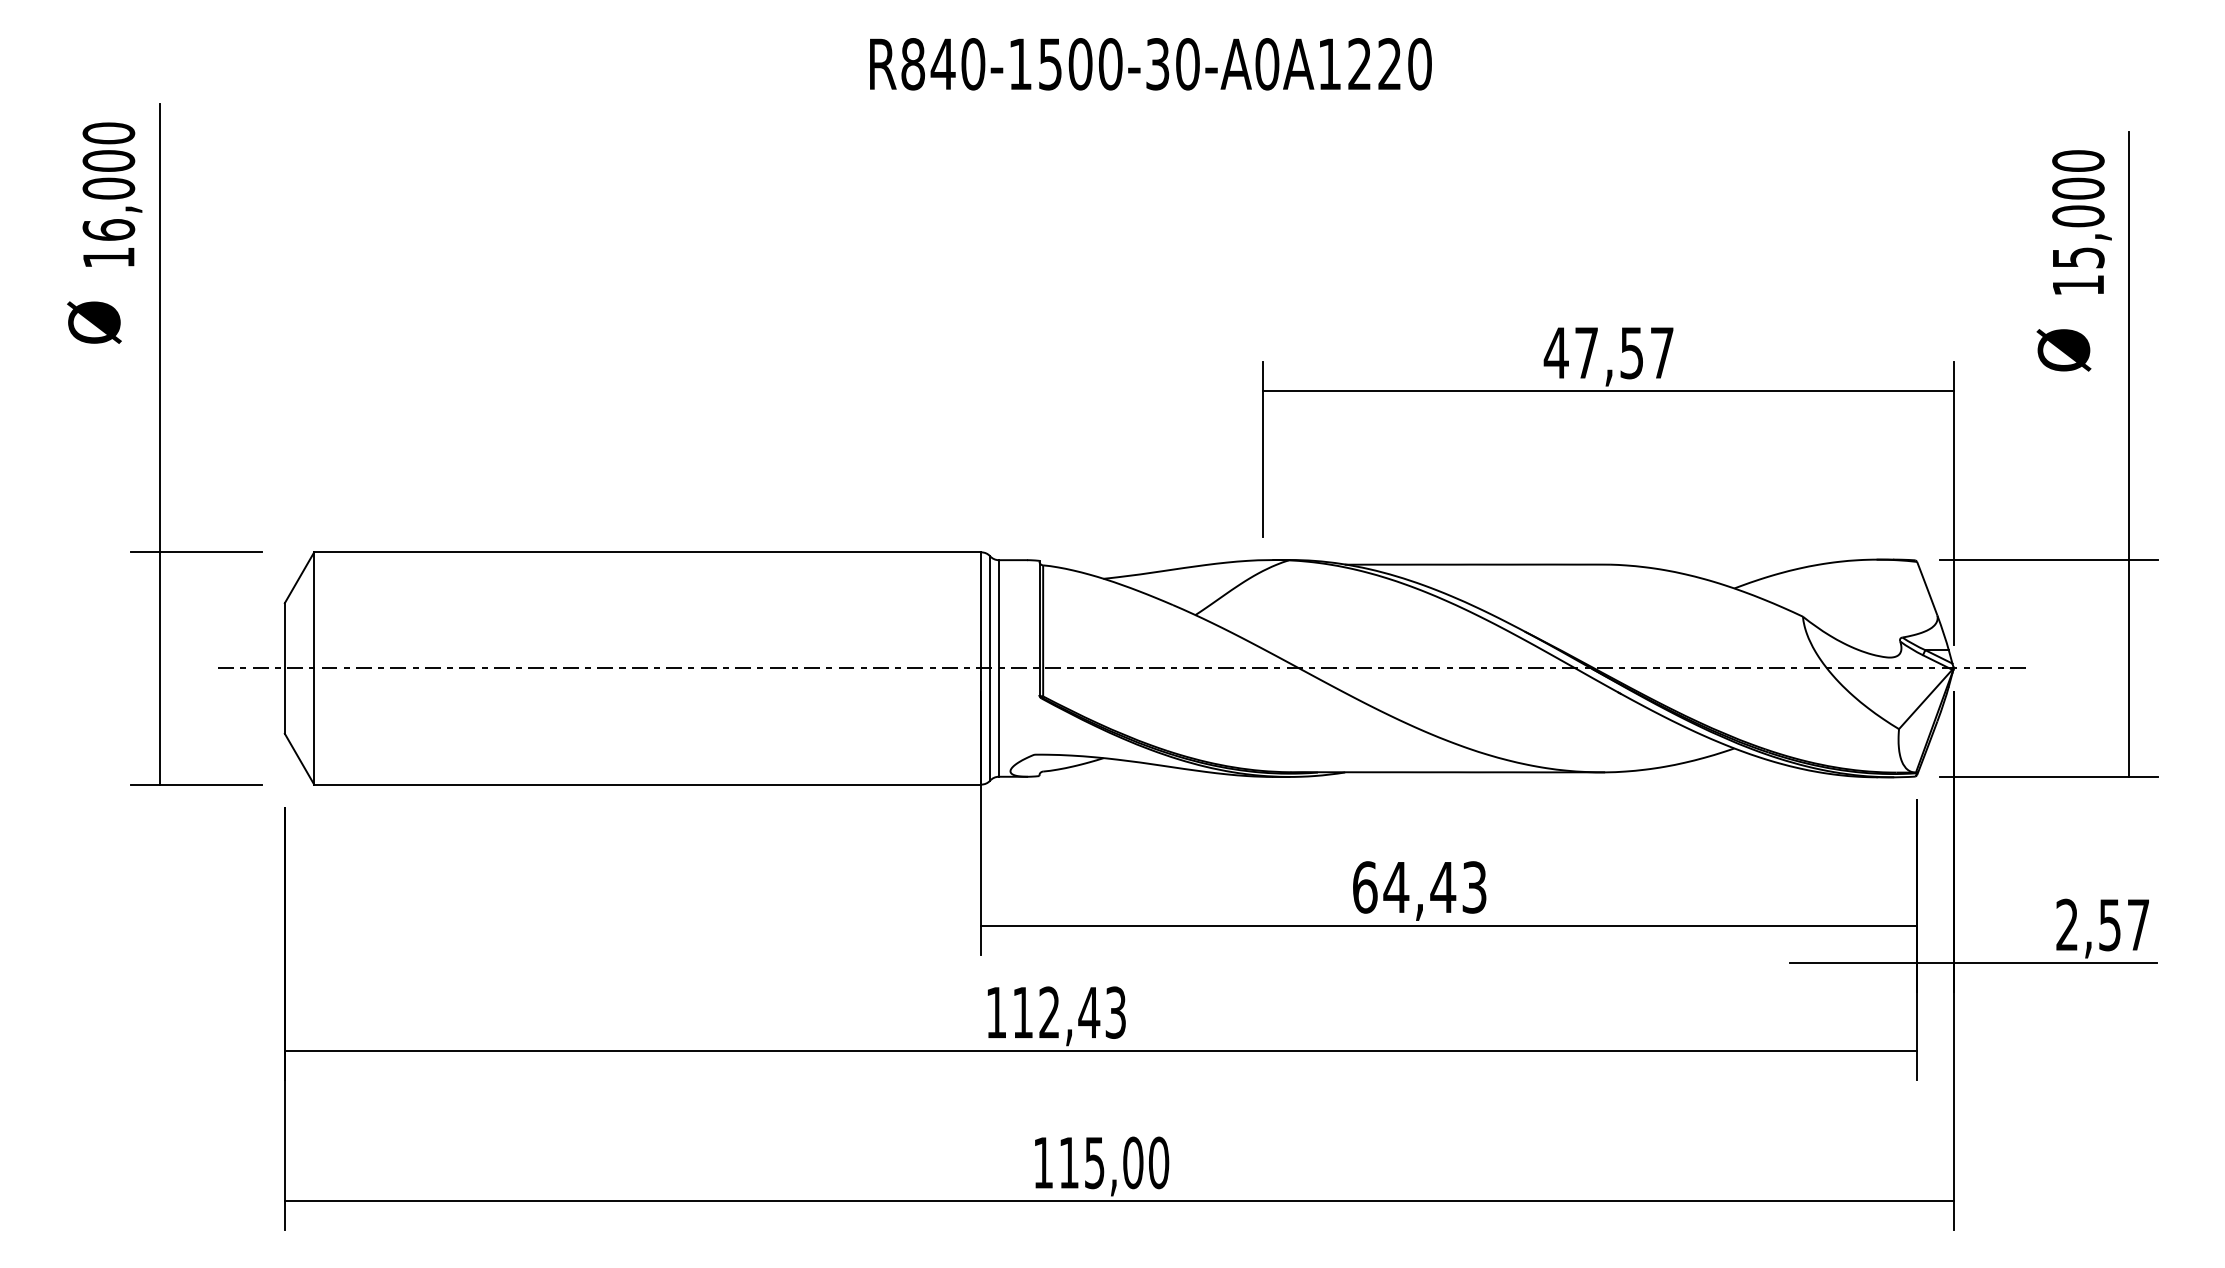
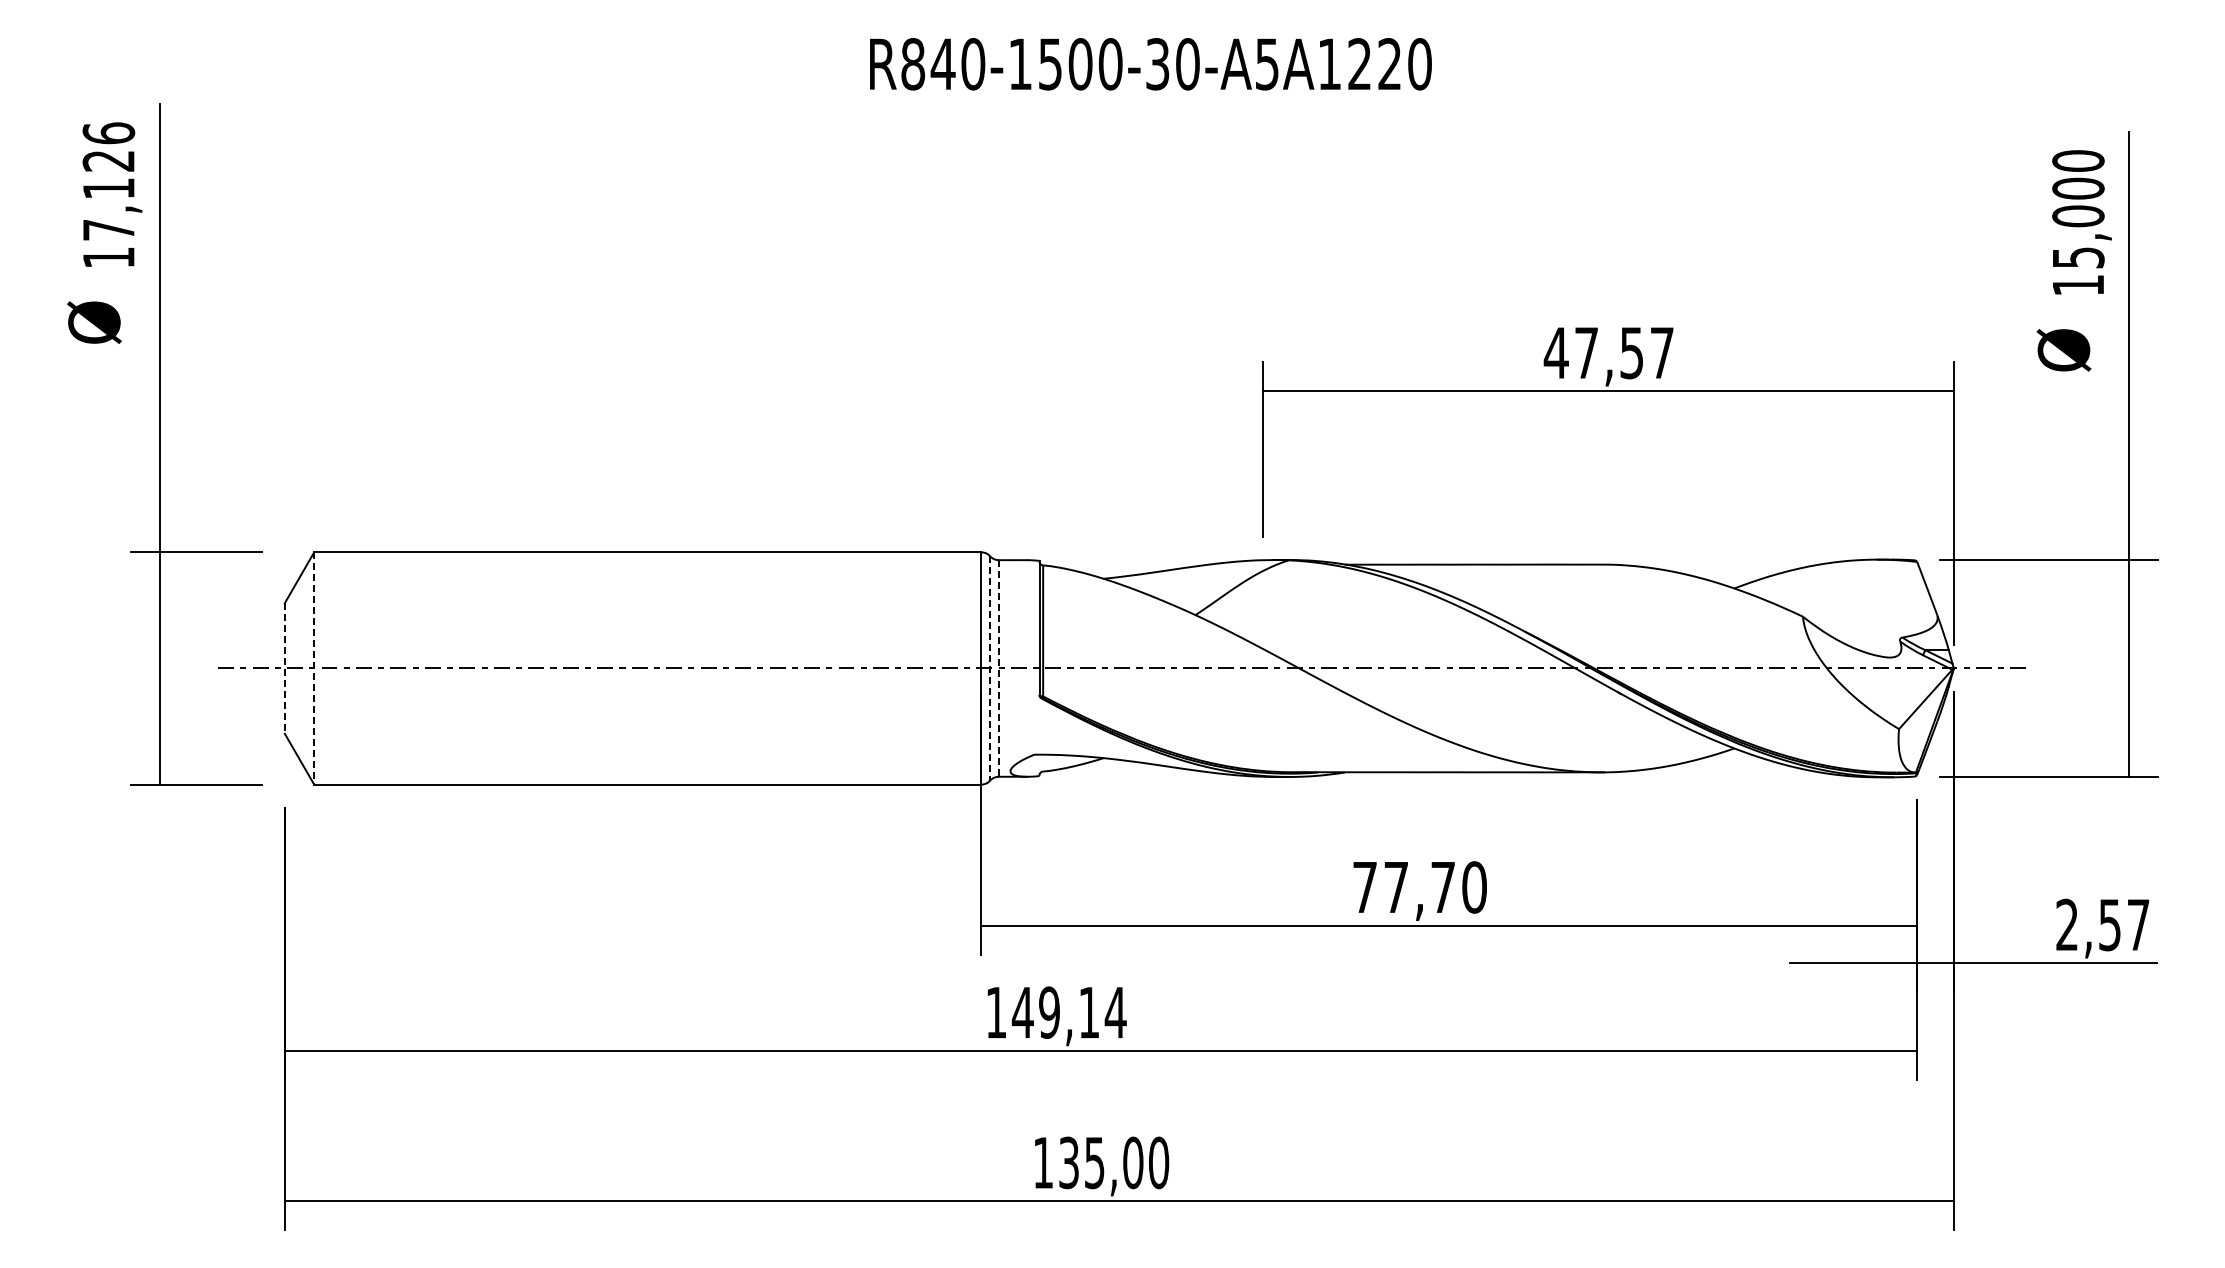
text: R840-1500-30-A0A1220 -> R840-1500-30-A5A1220 (1267, 64)
text: 16,000 -> 17,126 (108, 181)
line: solid -> dashed (284, 668)
line: solid -> dashed (314, 668)
line: solid -> dashed (990, 668)
line: solid -> dashed (998, 668)
text: 64,43 -> 77,70 (1419, 887)
text: 112,43 -> 149,14 (1068, 1012)
text: 115,00 -> 135,00 (1068, 1162)
